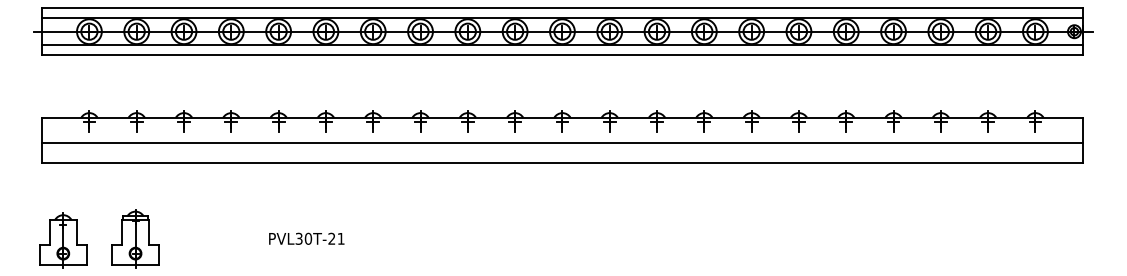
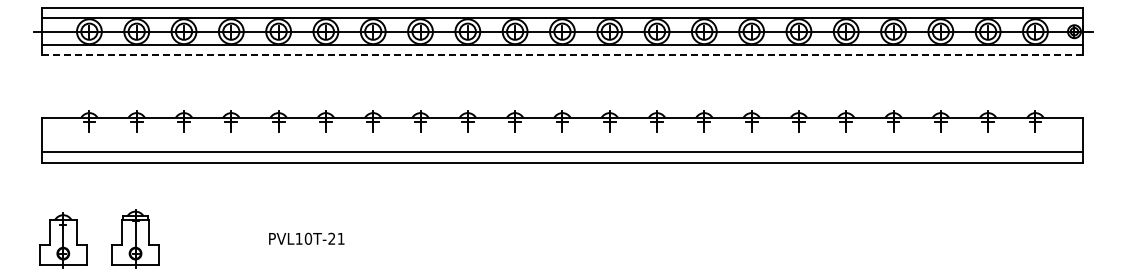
line: solid -> dashed (561, 55)
line position: (562, 142) -> (562, 151) (562, 151)
text: PVL30T-21 -> PVL10T-21 (298, 238)
